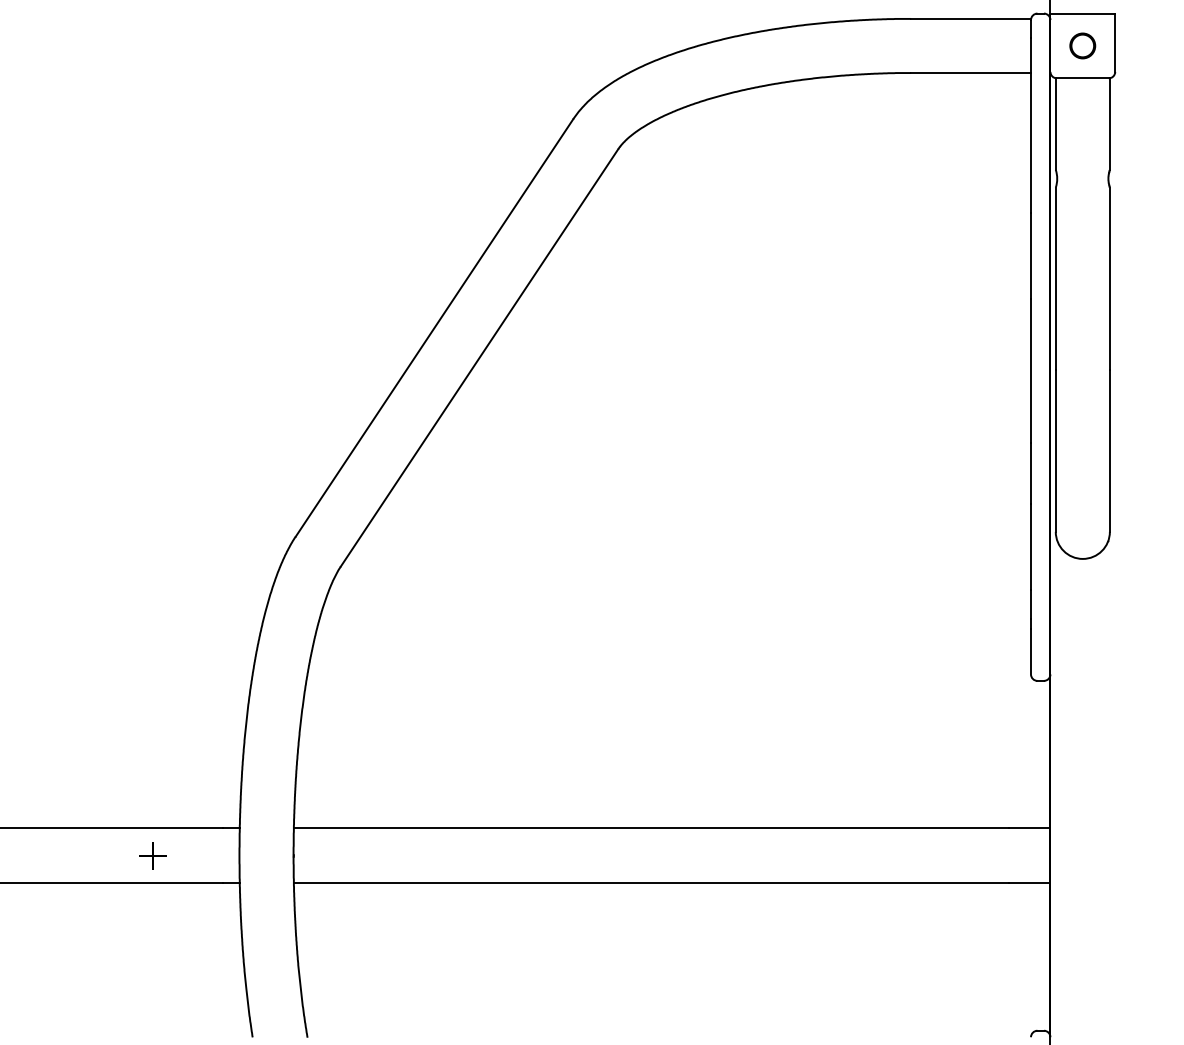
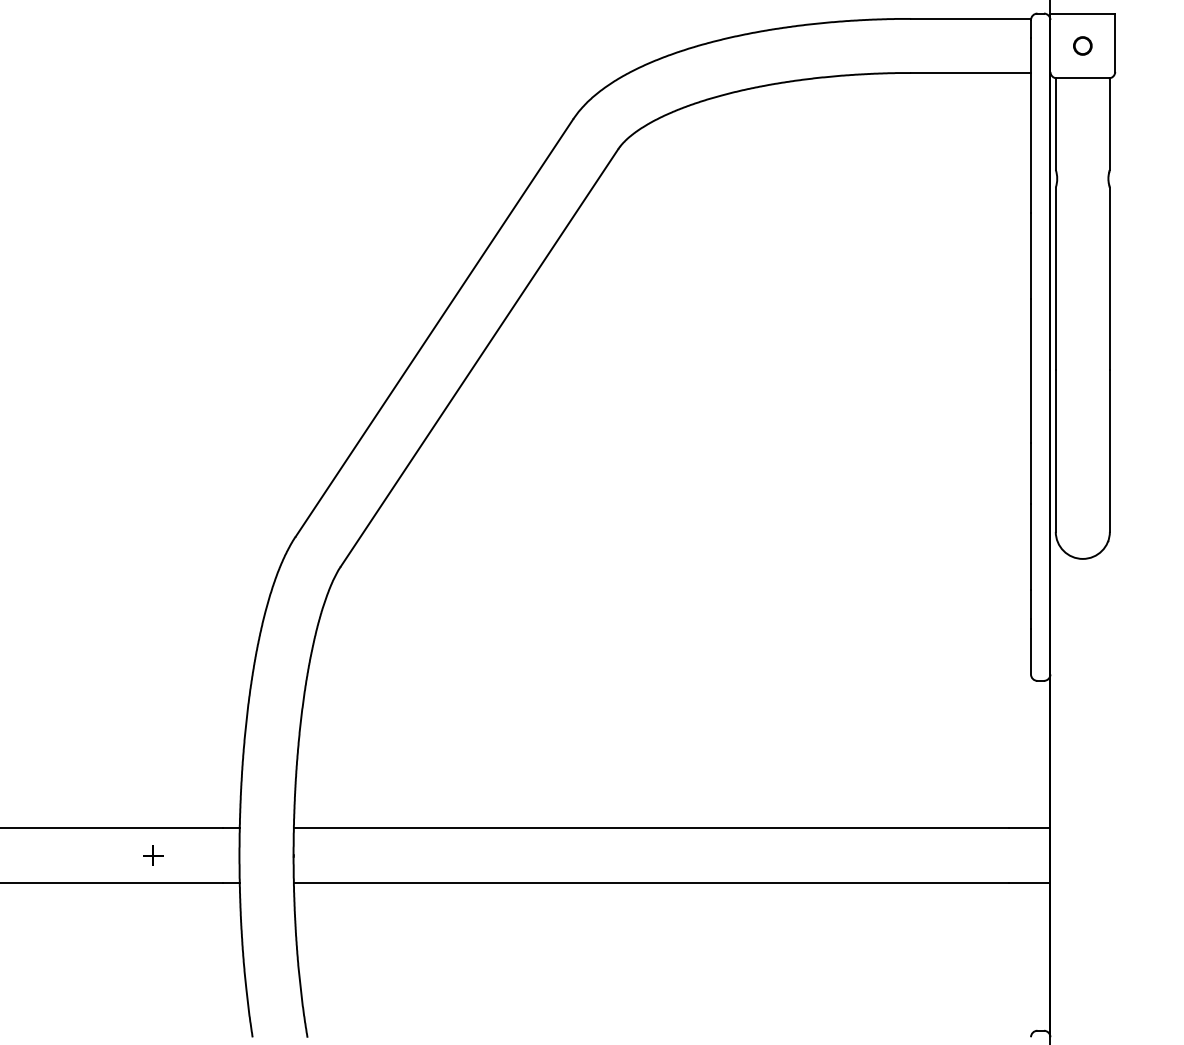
circle size: 28x28 px -> 20x20 px (1082, 45)
part size: 28x28 px -> 21x21 px (153, 855)
